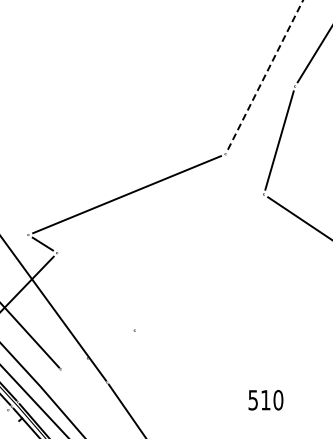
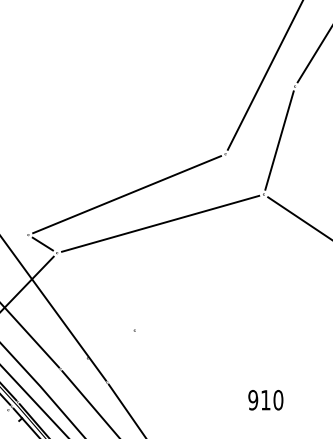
line: dashed -> solid (265, 74)
line: none -> present (160, 223)
text: 510 -> 910 (253, 400)
line: none -> present (89, 403)
